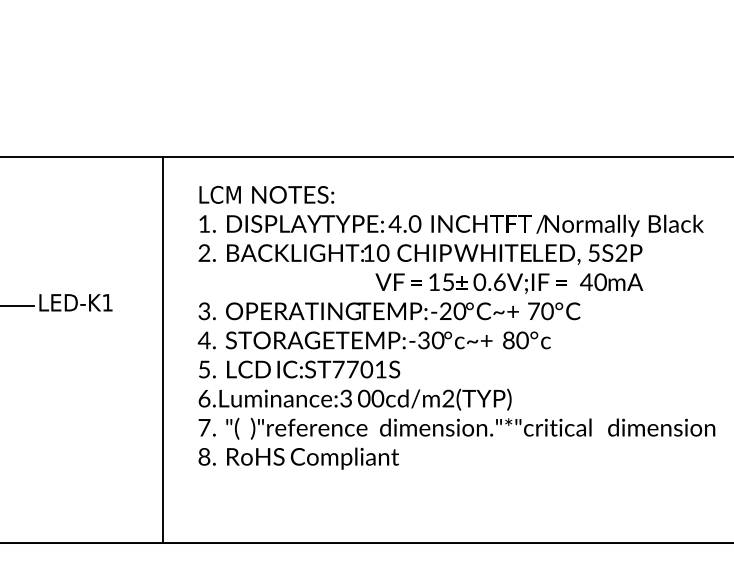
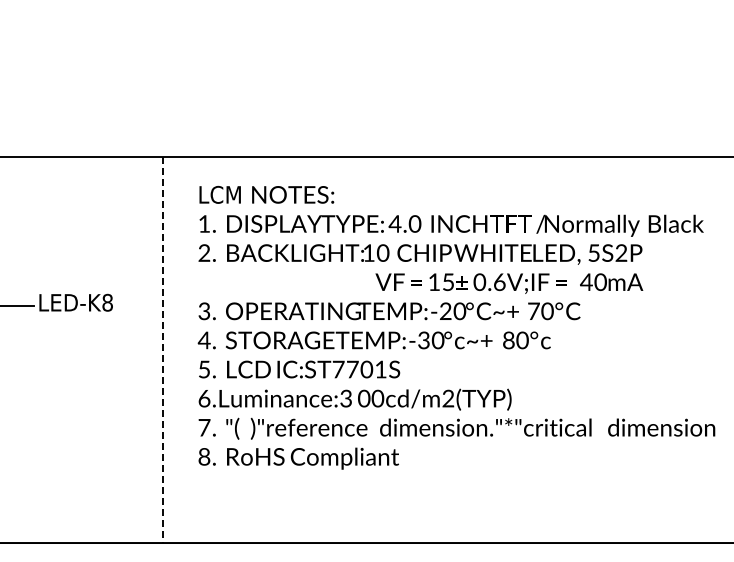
text: LED-K1 -> LED-K8 (107, 302)
line: solid -> dashed (163, 350)
